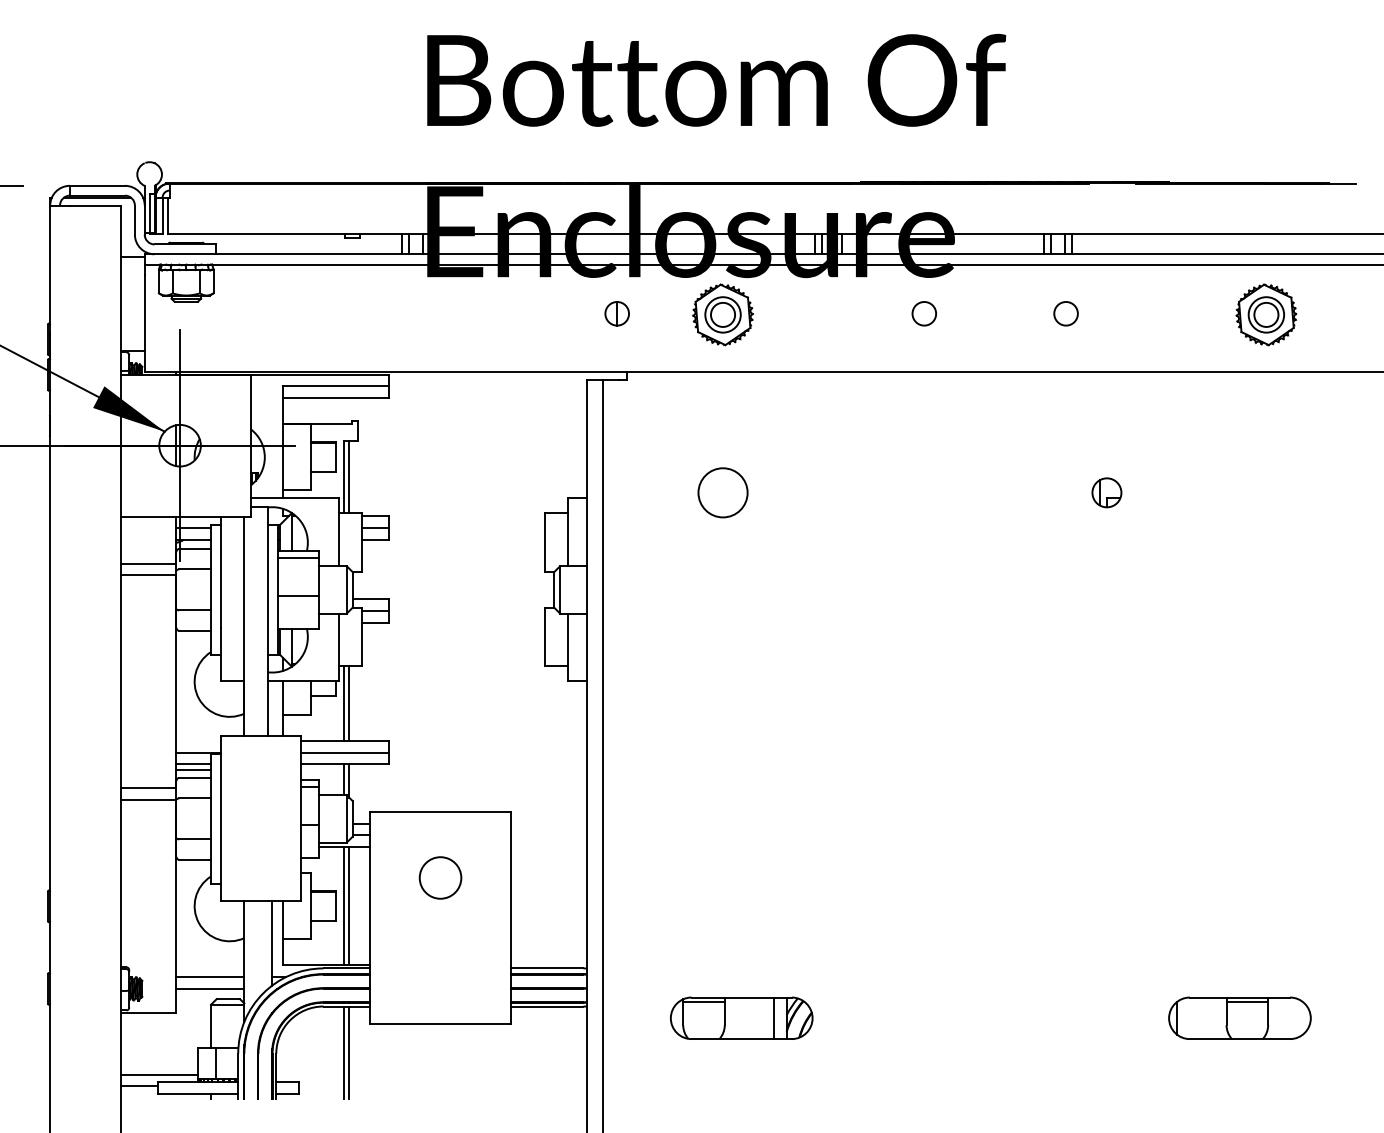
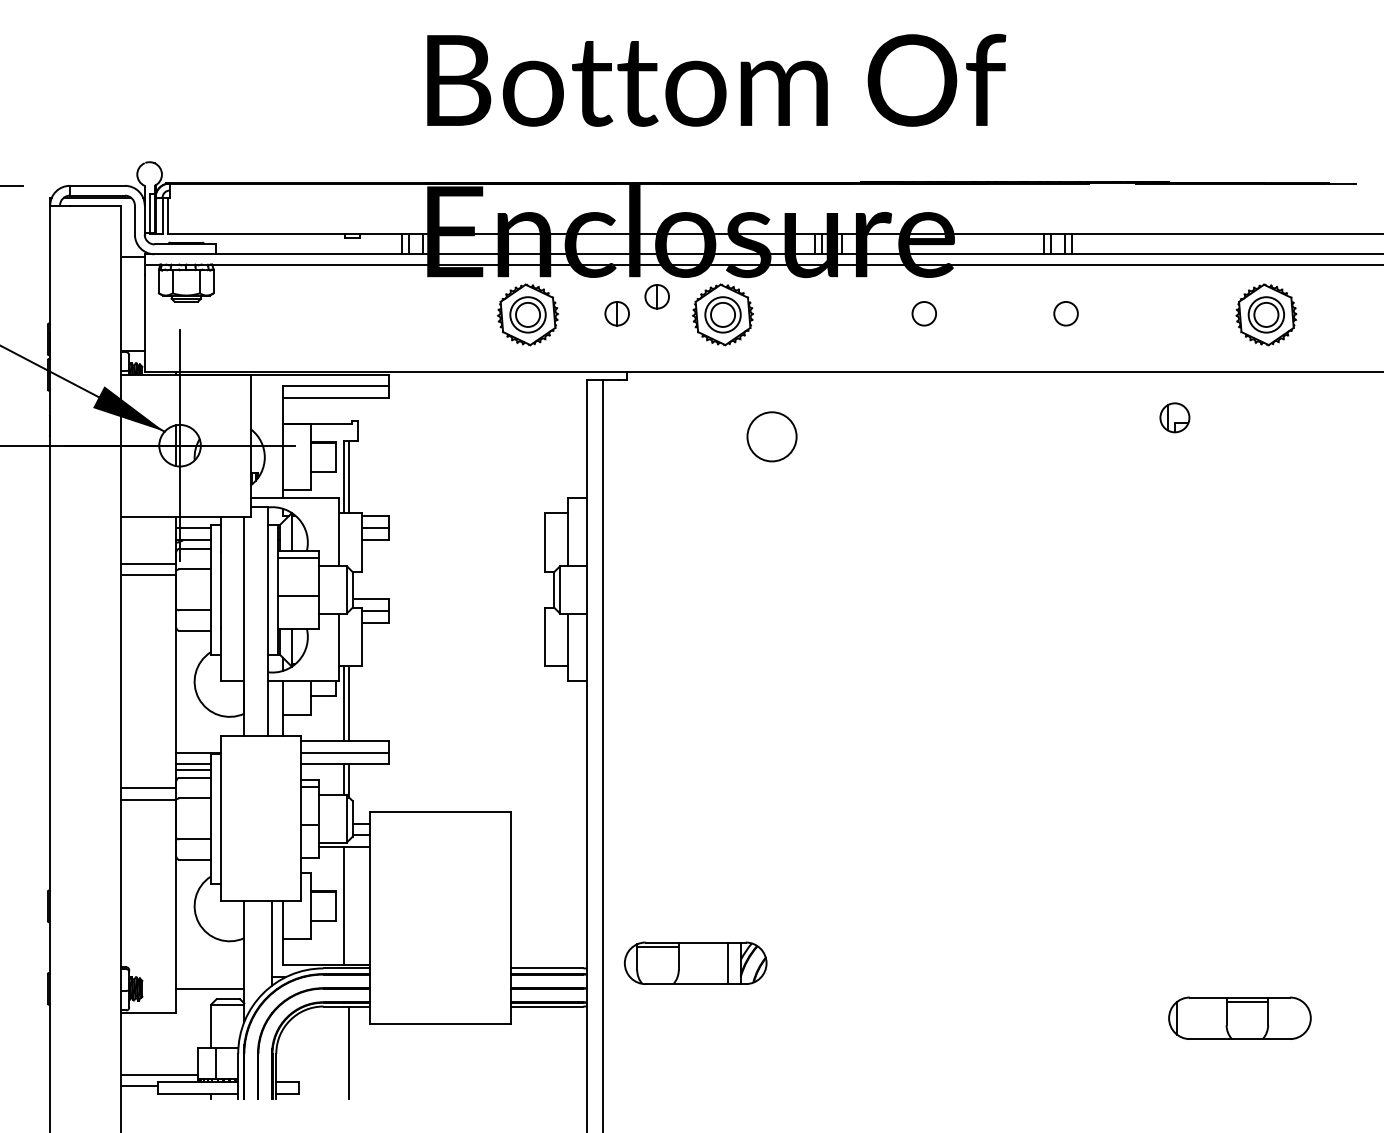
part: none -> present (656, 296)
part: none -> present (527, 314)
circle position: (722, 492) -> (771, 436) (771, 436)
part position: (1106, 492) -> (1174, 417) (1174, 417)
circle: present -> none (440, 877)
line: present -> none (349, 906)
line: present -> none (210, 977)
part position: (741, 1017) -> (695, 962) (695, 962)
line: present -> none (343, 1052)
